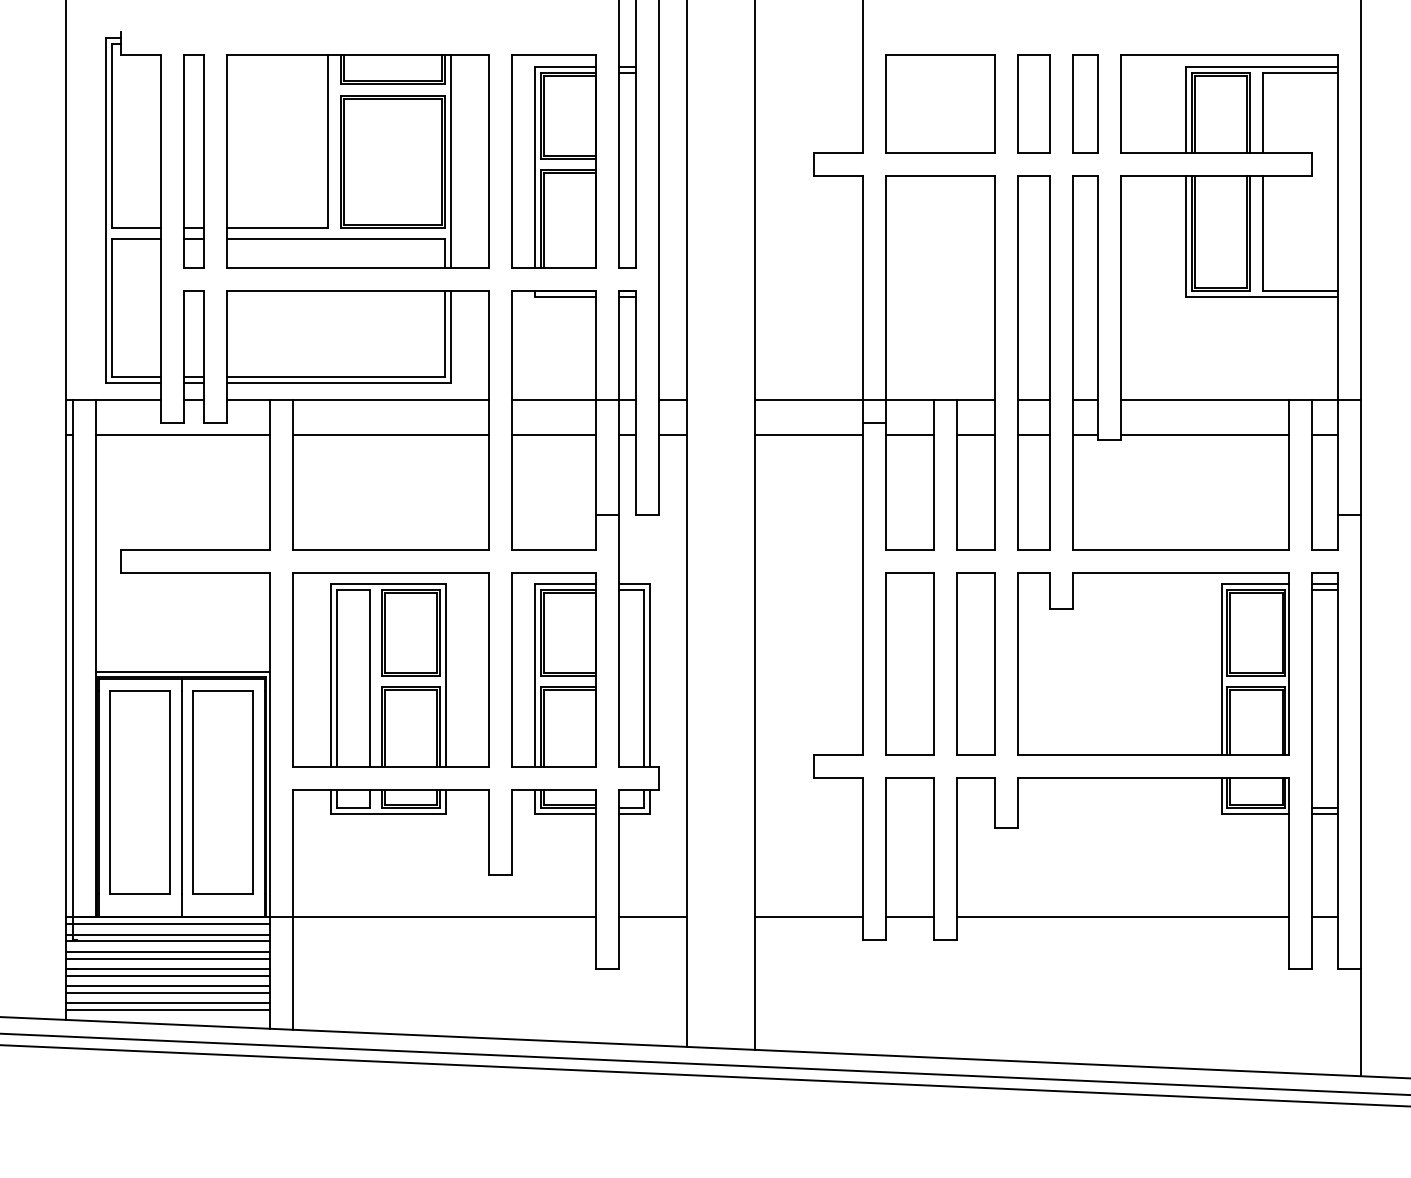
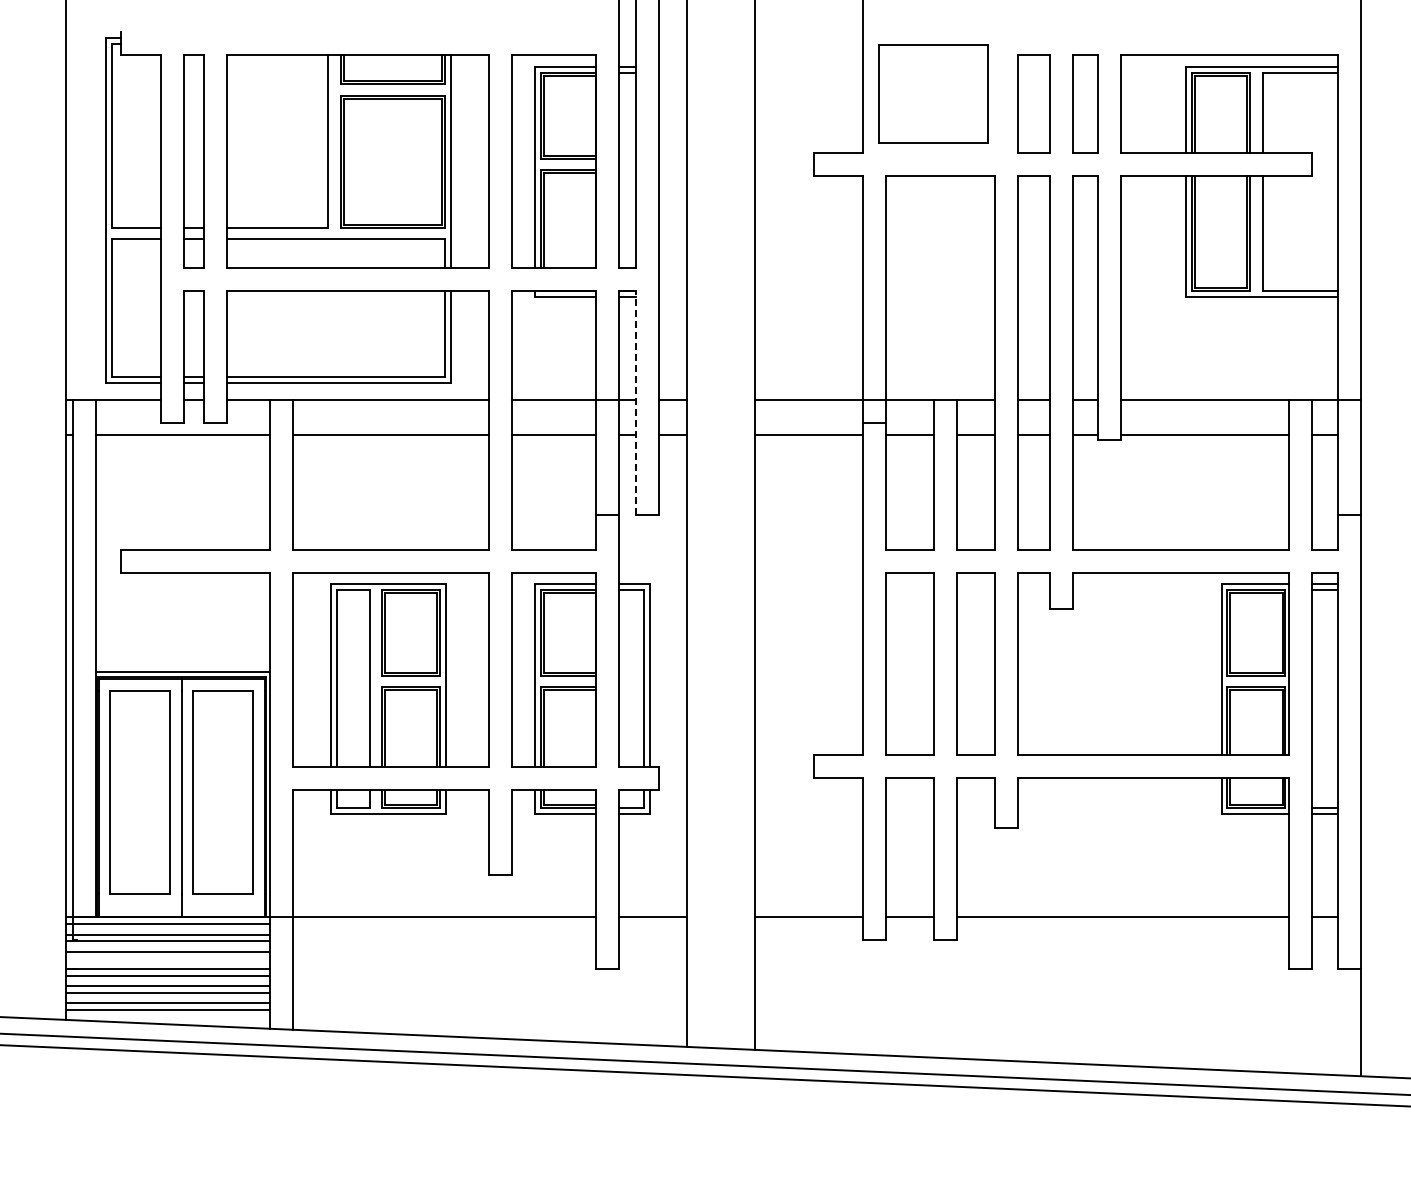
part position: (940, 103) -> (933, 93) (933, 93)
line: solid -> dashed (636, 402)
line: present -> none (167, 958)
